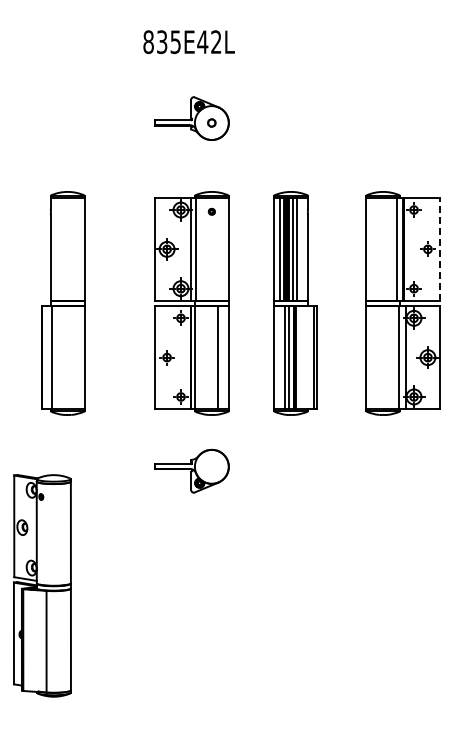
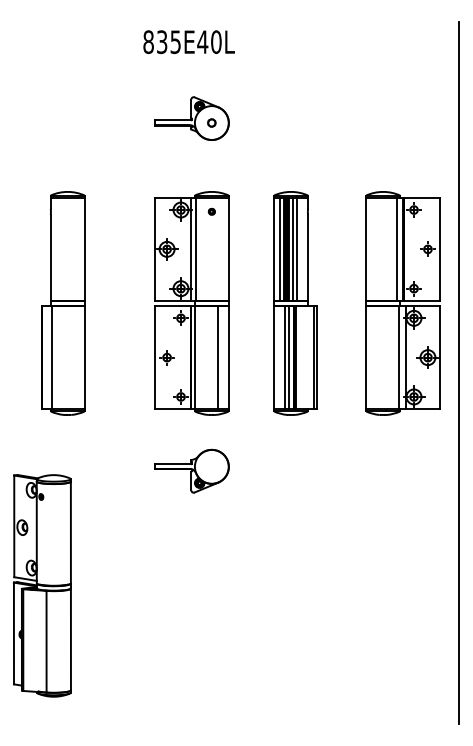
text: 835E42L -> 835E40L (216, 41)
line: dashed -> solid (440, 248)
line: none -> present (459, 372)
